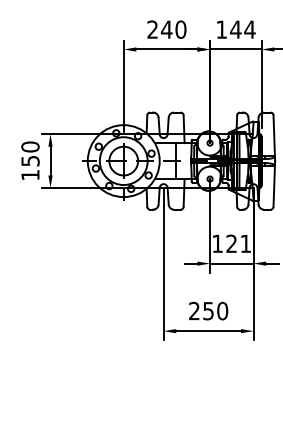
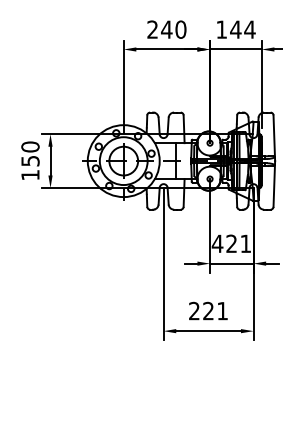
text: 121 -> 421 (217, 243)
text: 250 -> 221 (215, 310)
